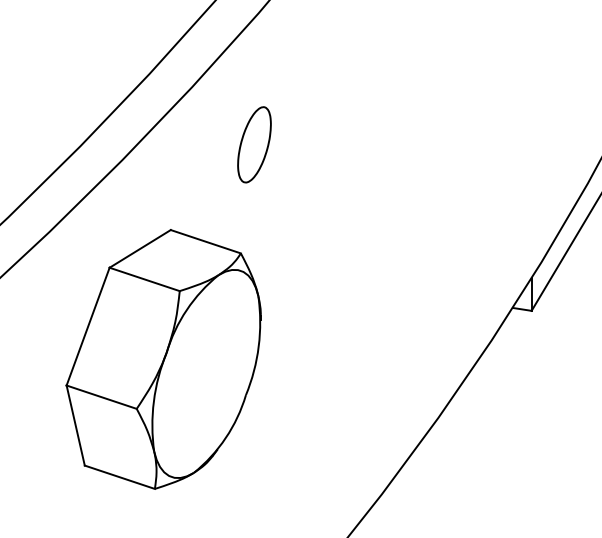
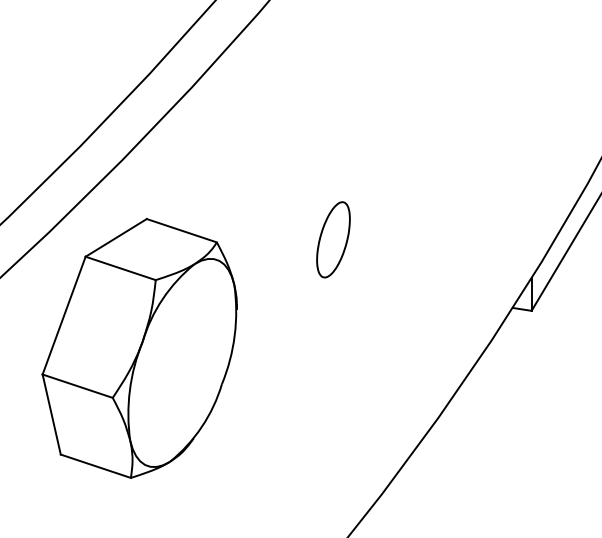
part position: (254, 144) -> (333, 239) (333, 239)
part position: (163, 359) -> (139, 348) (139, 348)
